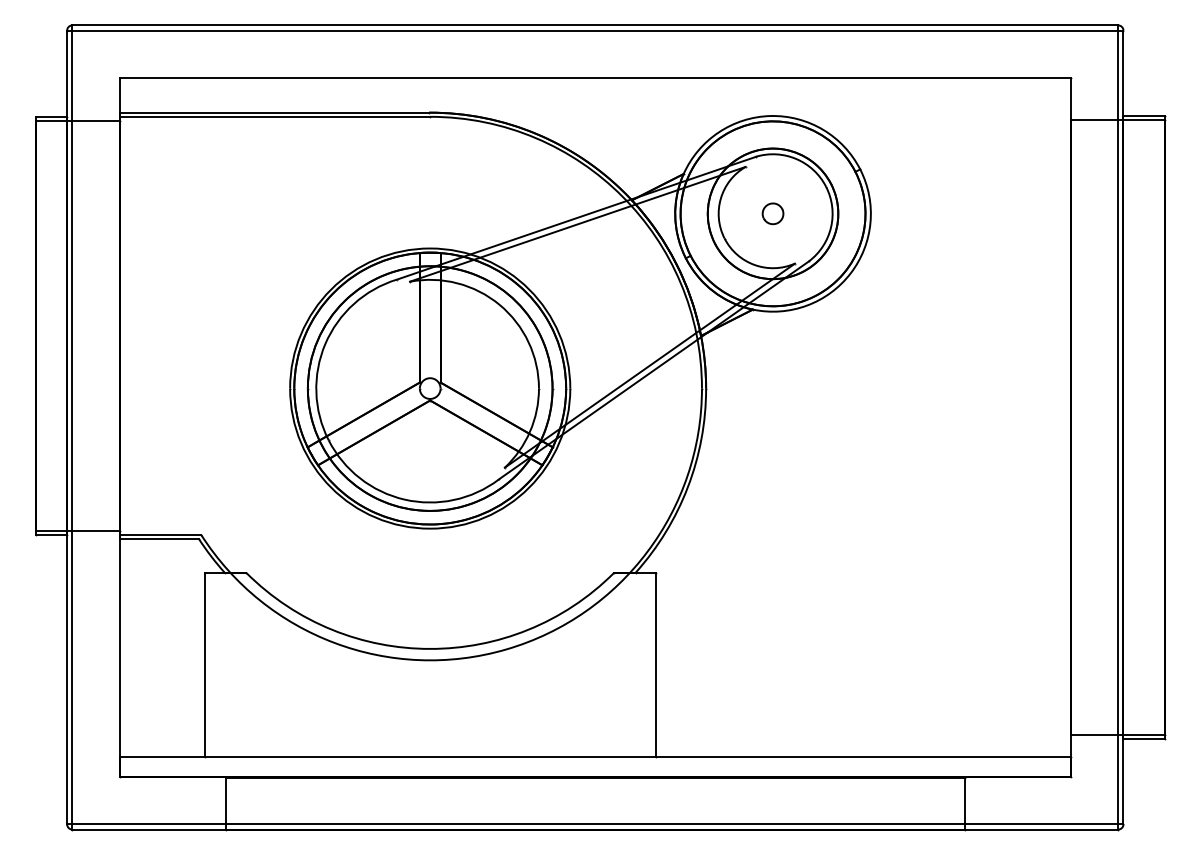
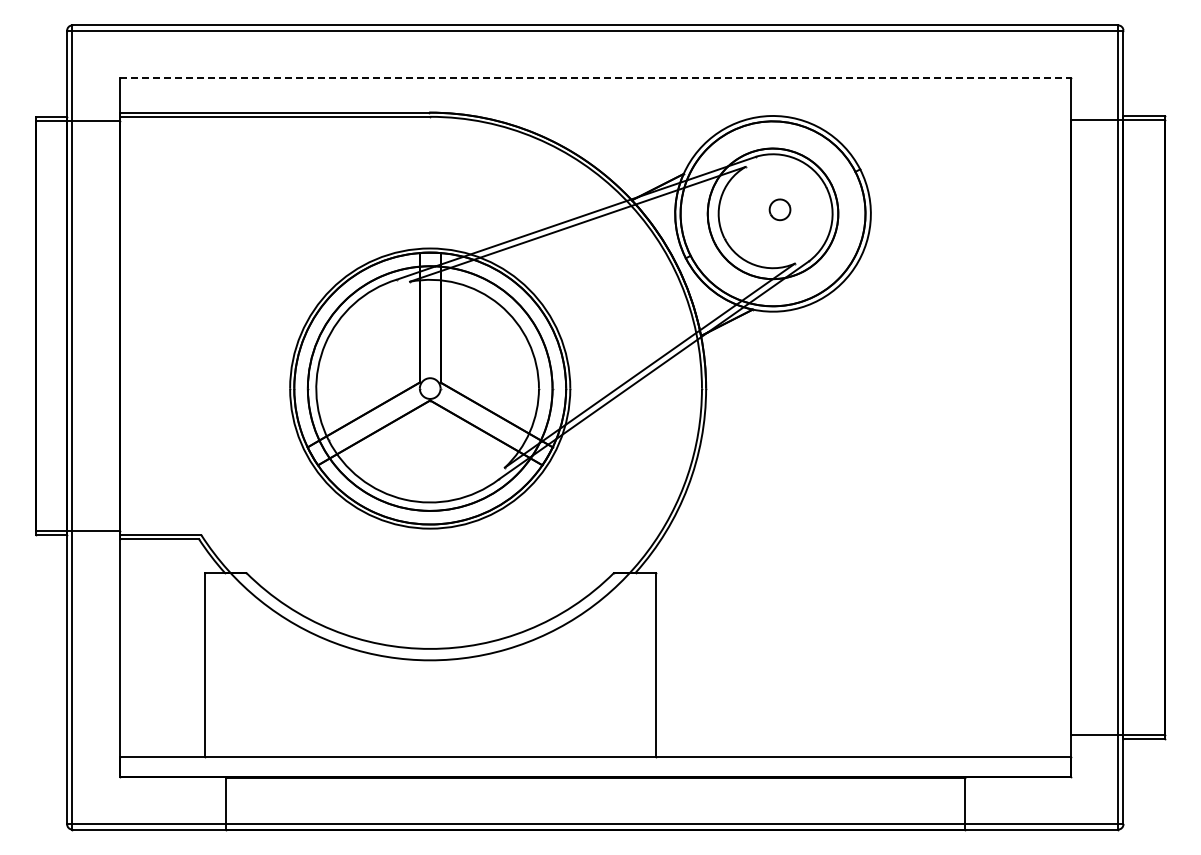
line: solid -> dashed (595, 78)
part position: (772, 213) -> (779, 209) (779, 209)
